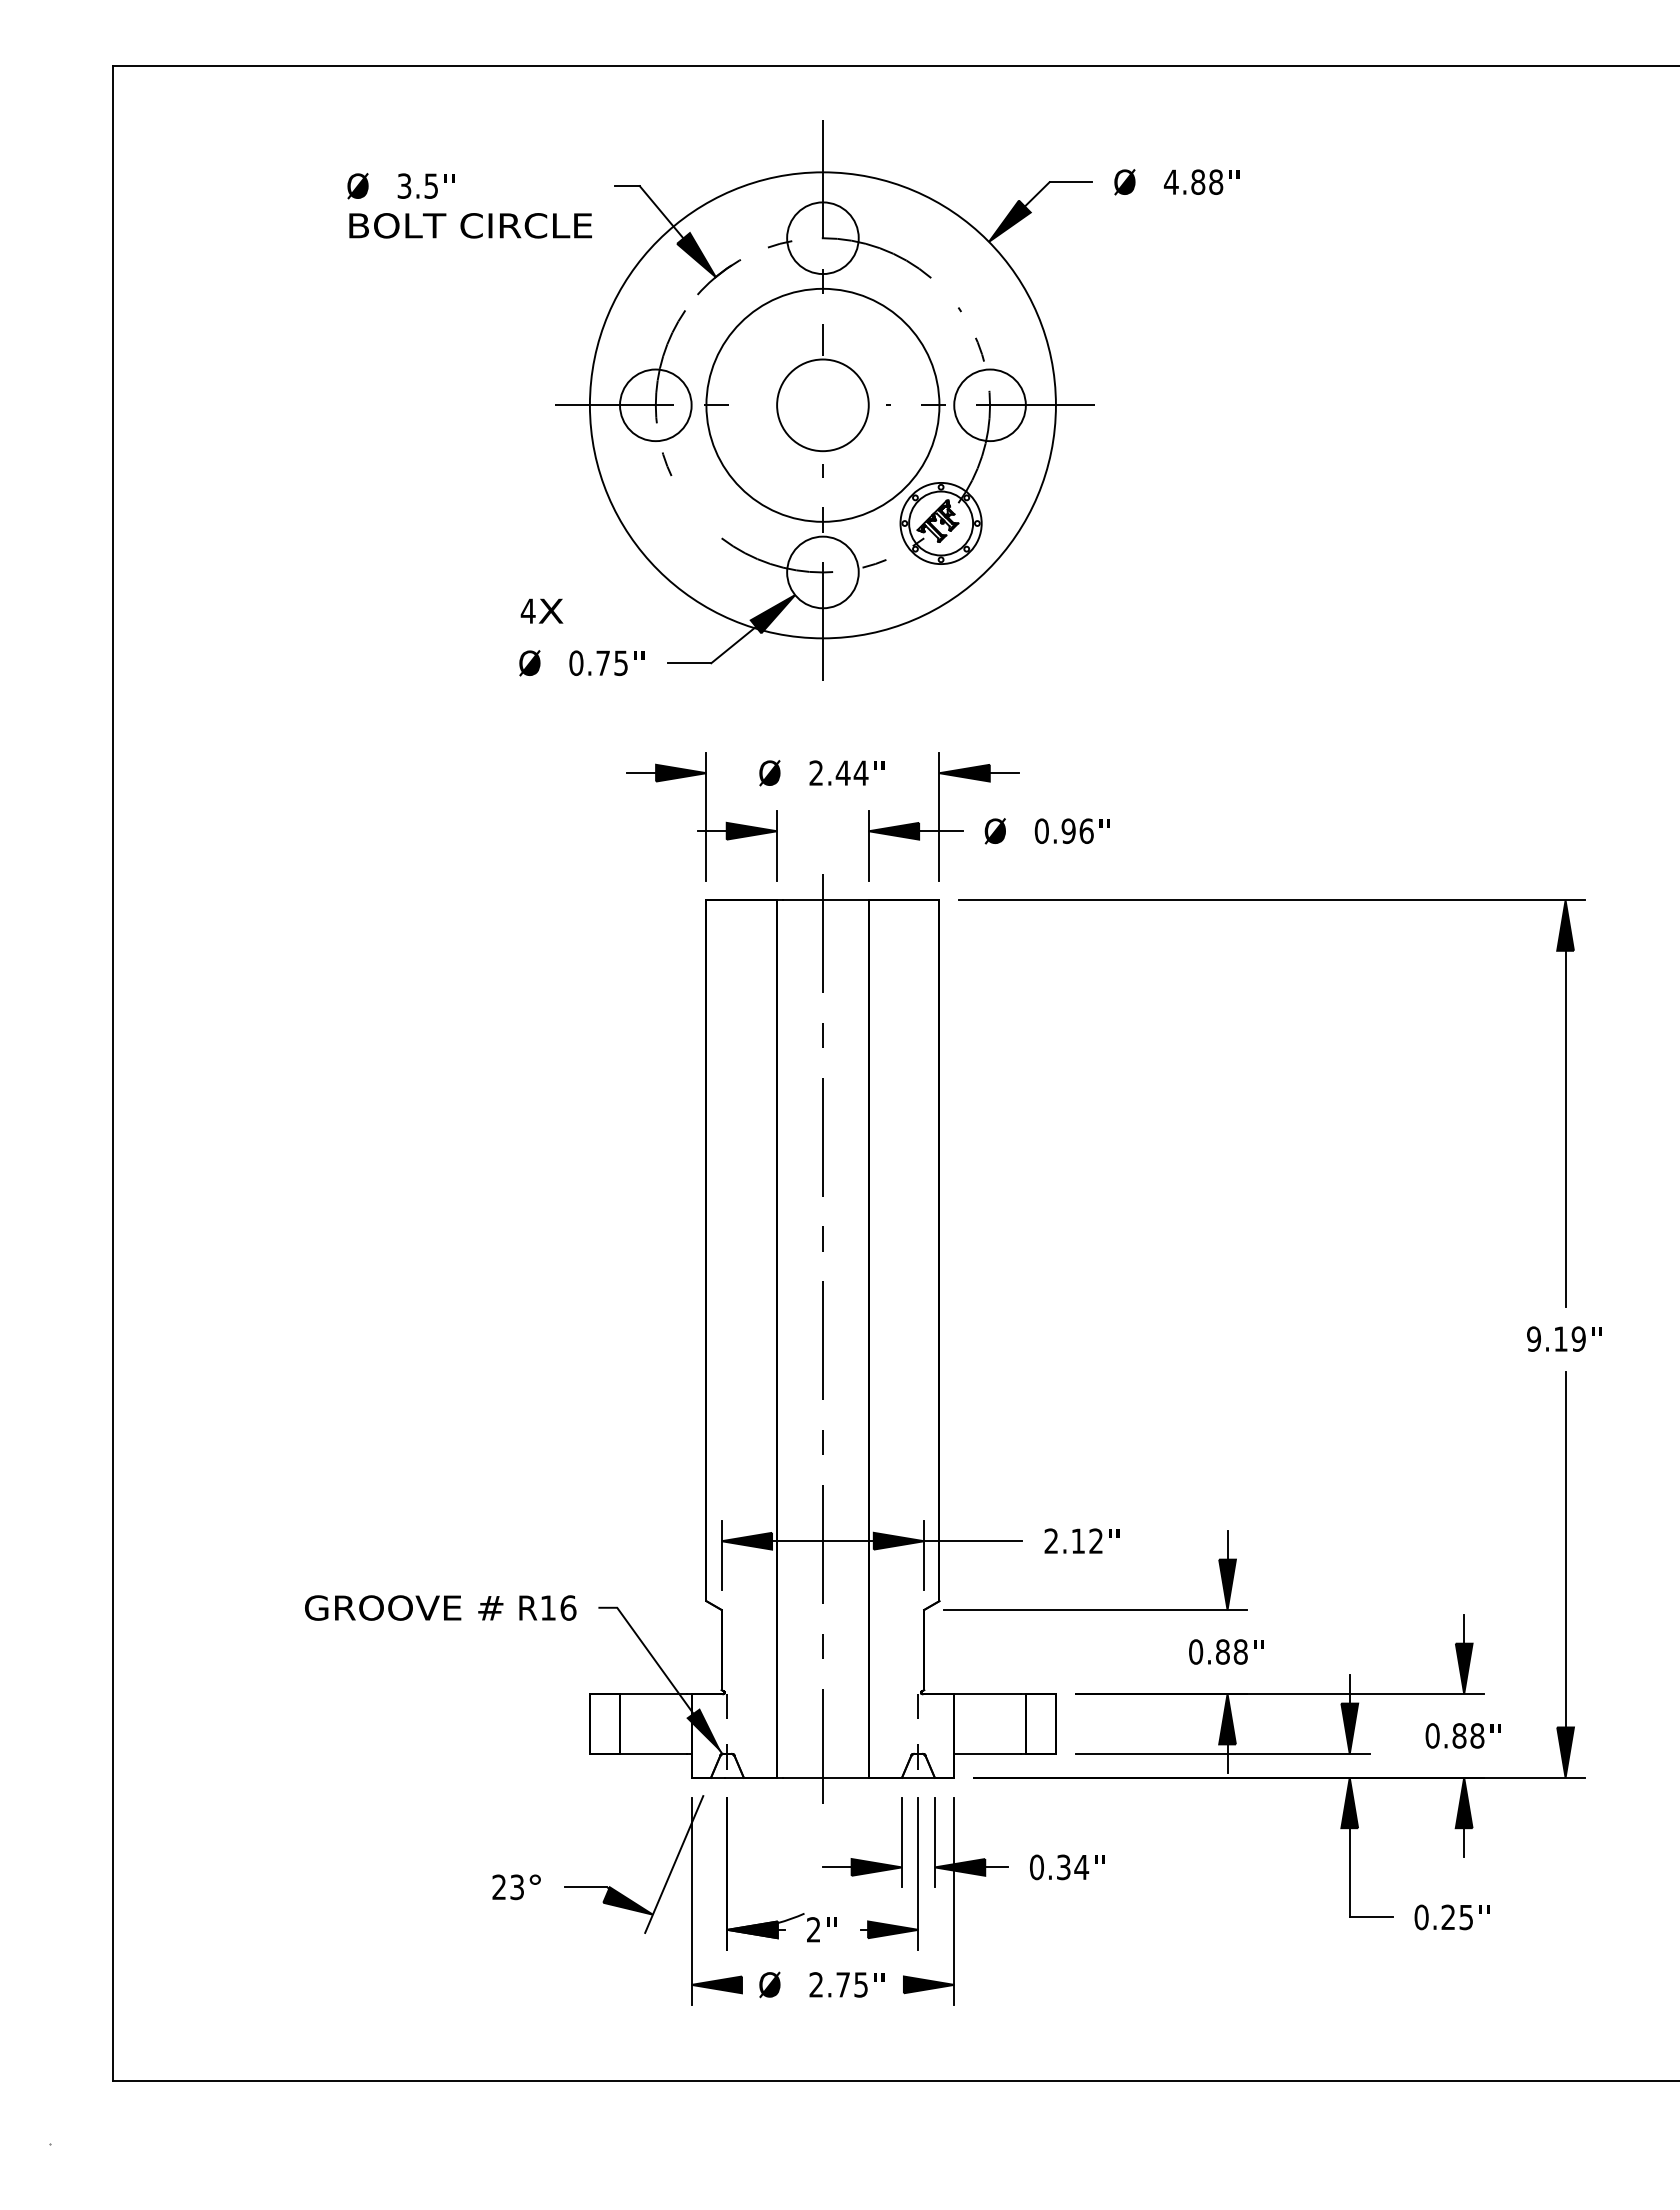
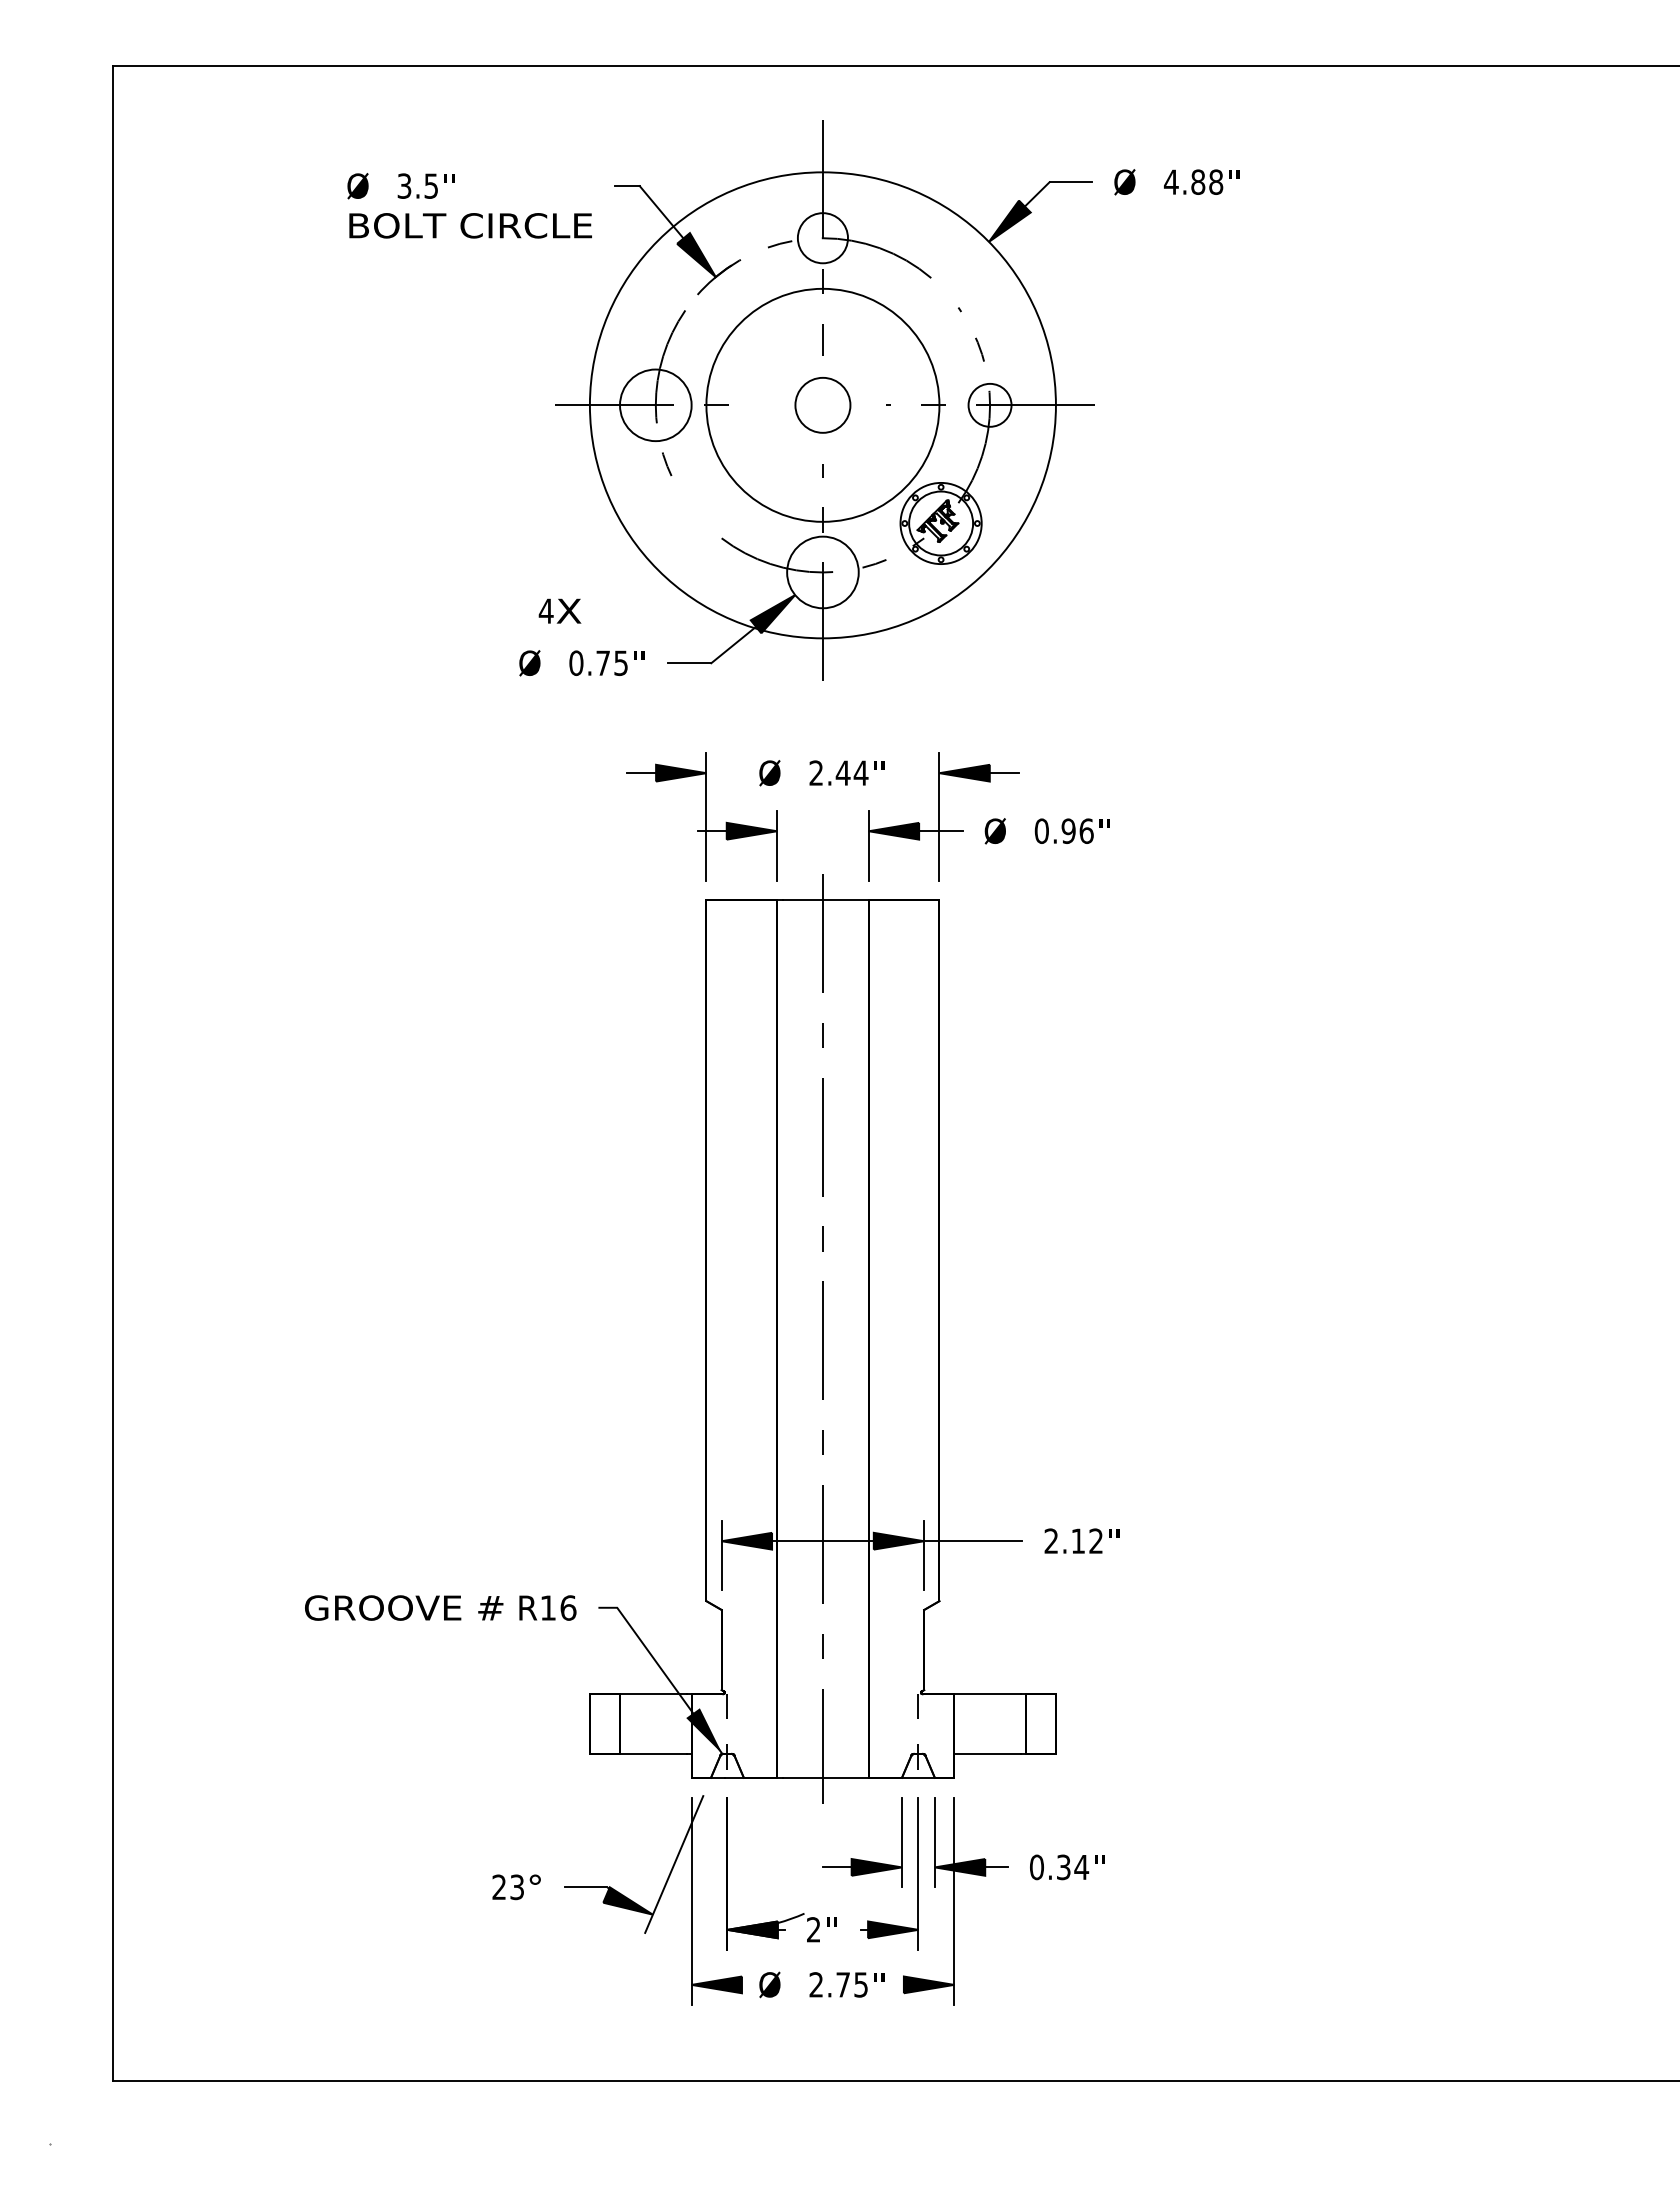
circle diameter: 72 px -> 50 px (822, 238)
circle diameter: 92 px -> 55 px (822, 404)
circle diameter: 72 px -> 43 px (989, 404)
text position: (541, 610) -> (559, 610) (559, 610)
part: present -> none (1228, 1530)
